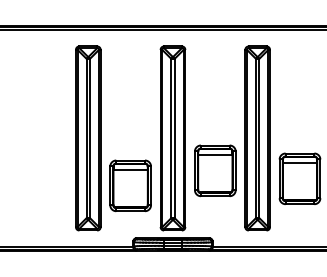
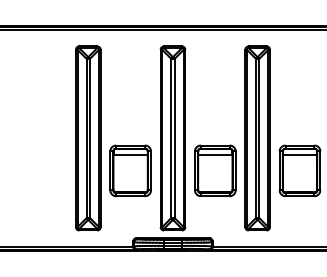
part position: (299, 178) -> (299, 170) (299, 170)
part position: (130, 185) -> (130, 170) (130, 170)
